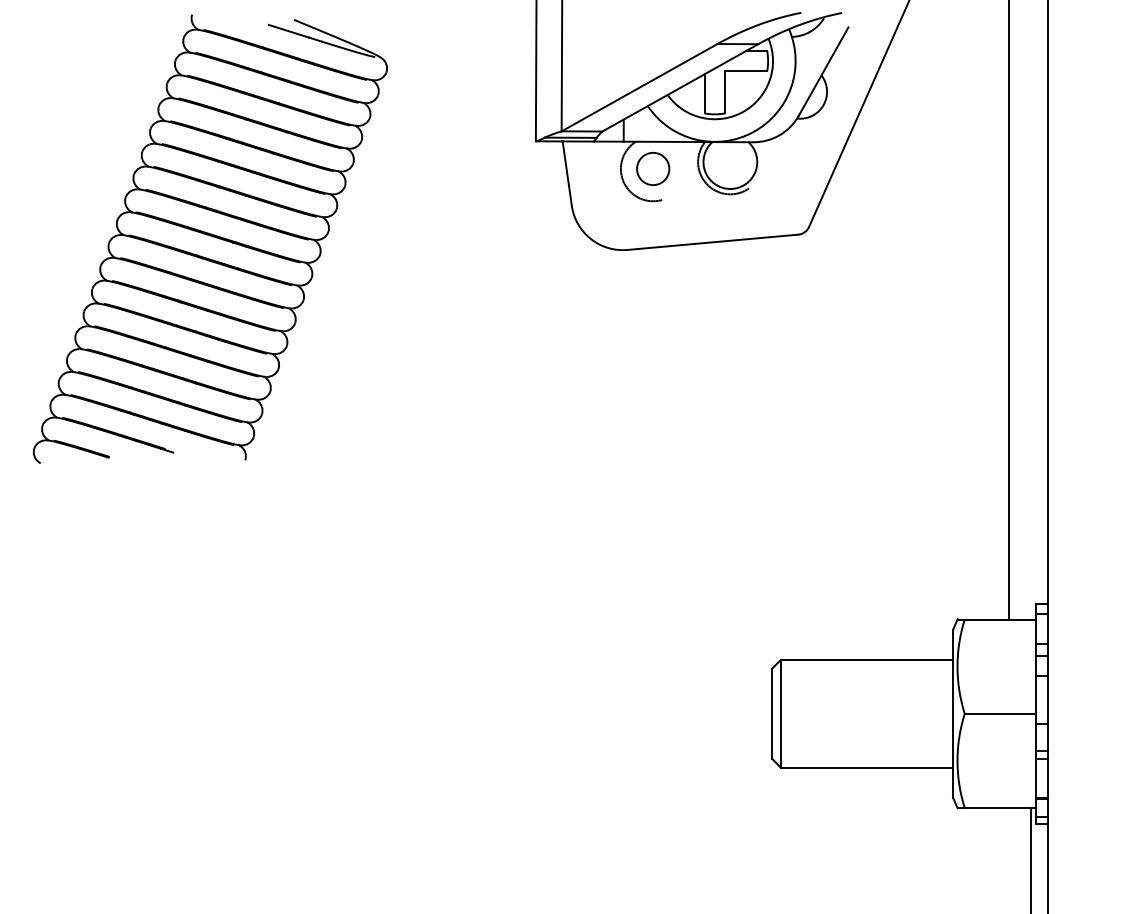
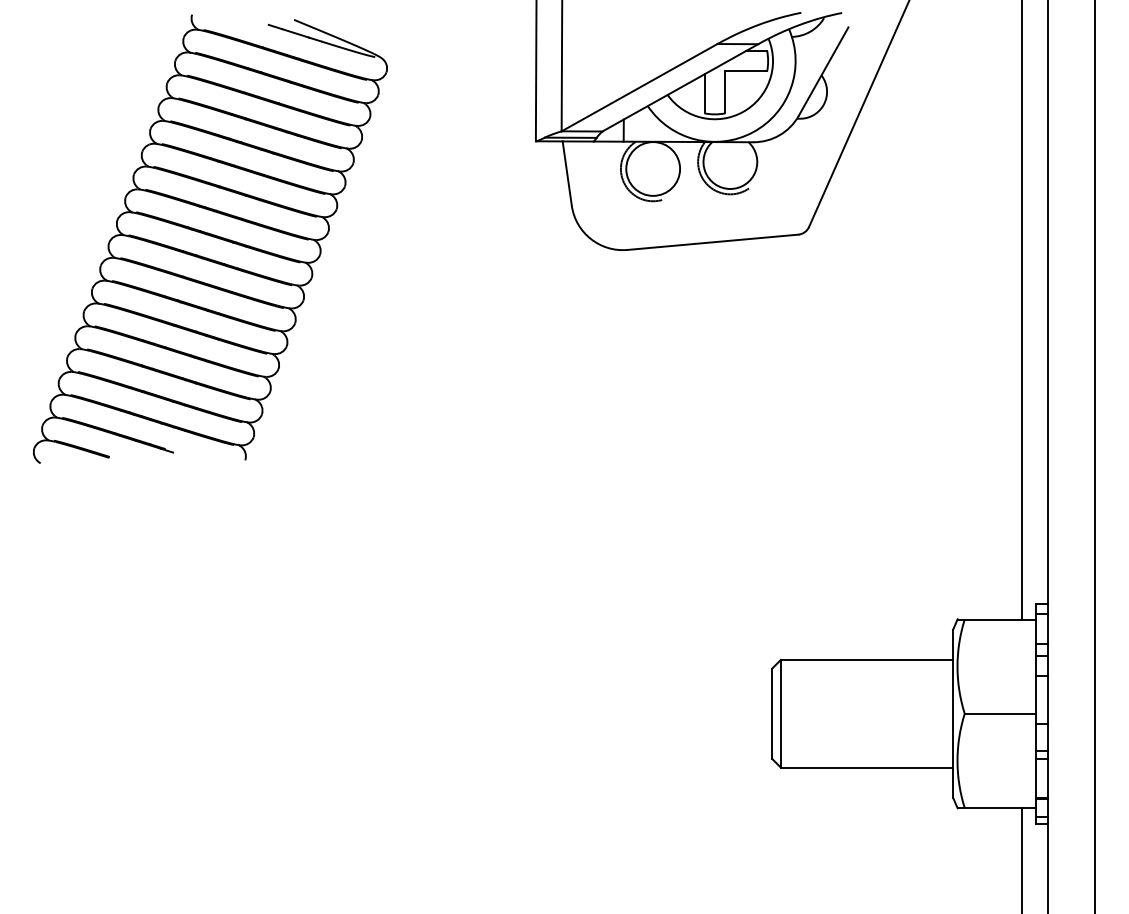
circle diameter: 32 px -> 54 px (653, 168)
line position: (1009, 310) -> (1022, 310) (1022, 310)
line: none -> present (1095, 456)
line position: (1031, 859) -> (1022, 859) (1022, 859)
